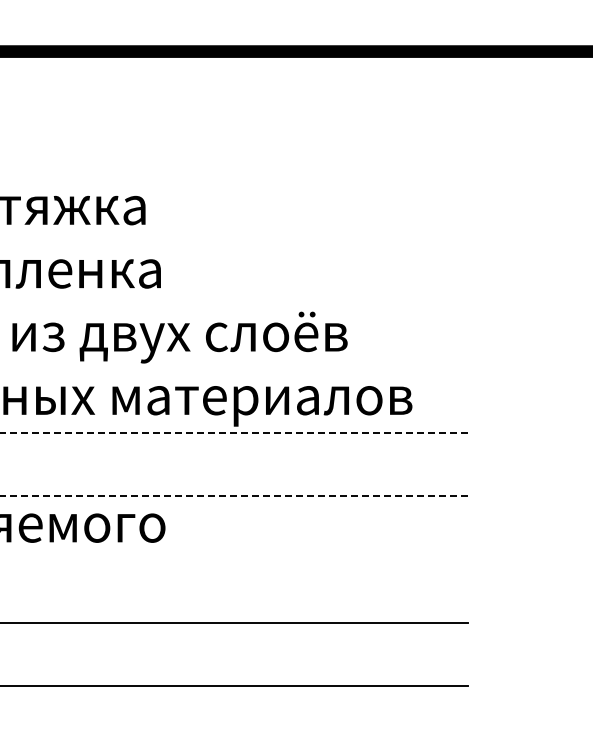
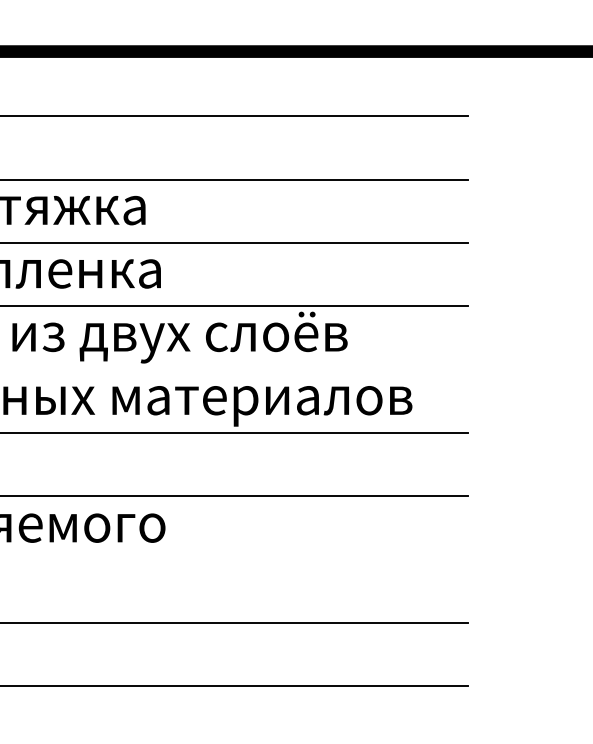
line: none -> present (234, 116)
line: none -> present (234, 179)
line: none -> present (234, 242)
line: none -> present (234, 306)
line: dashed -> solid (234, 432)
line: dashed -> solid (234, 496)
